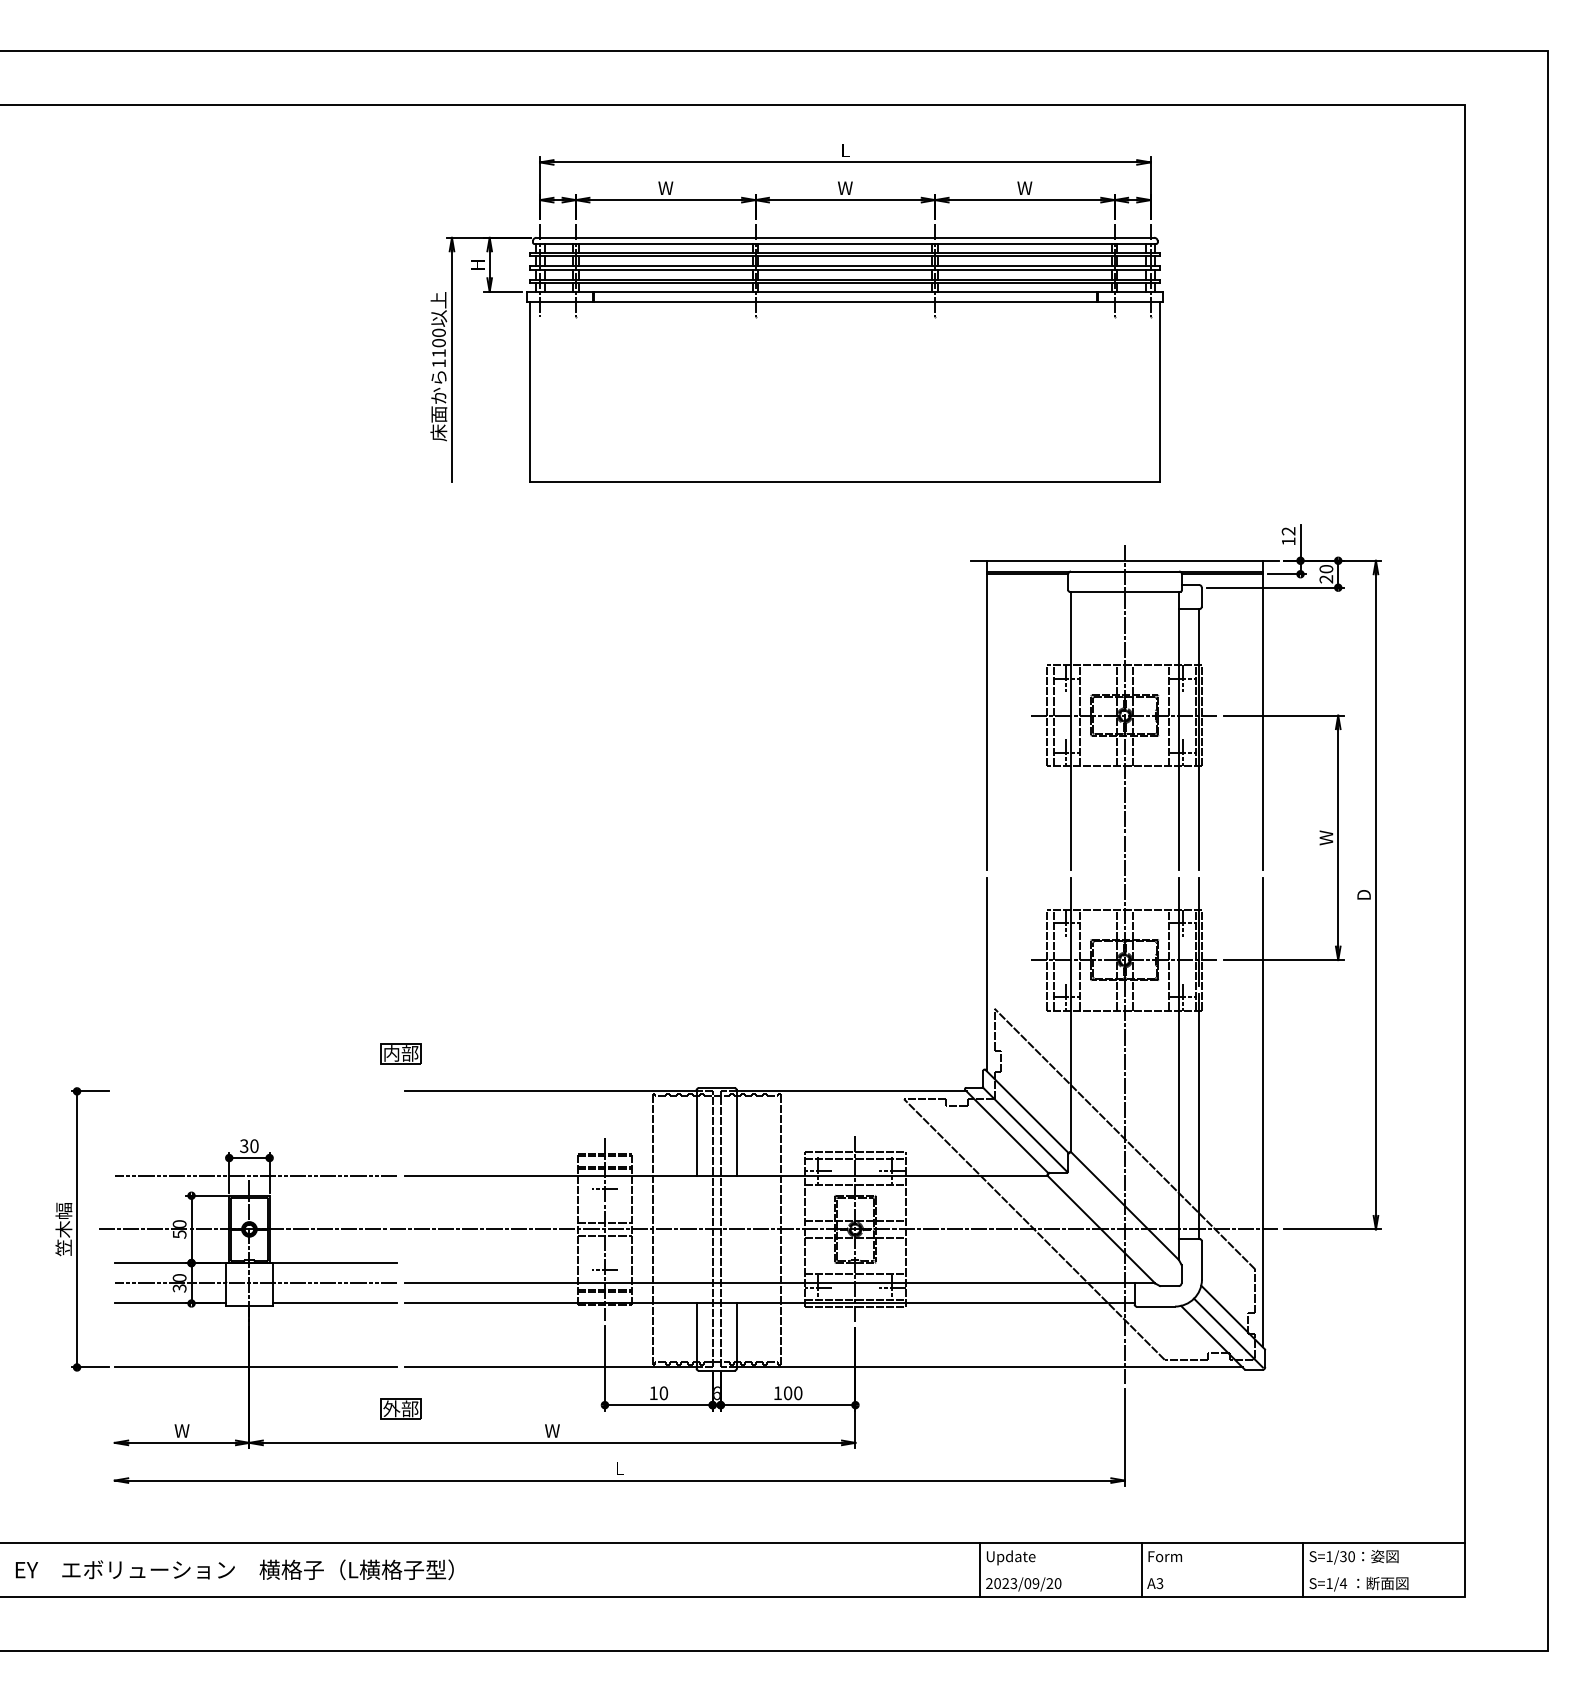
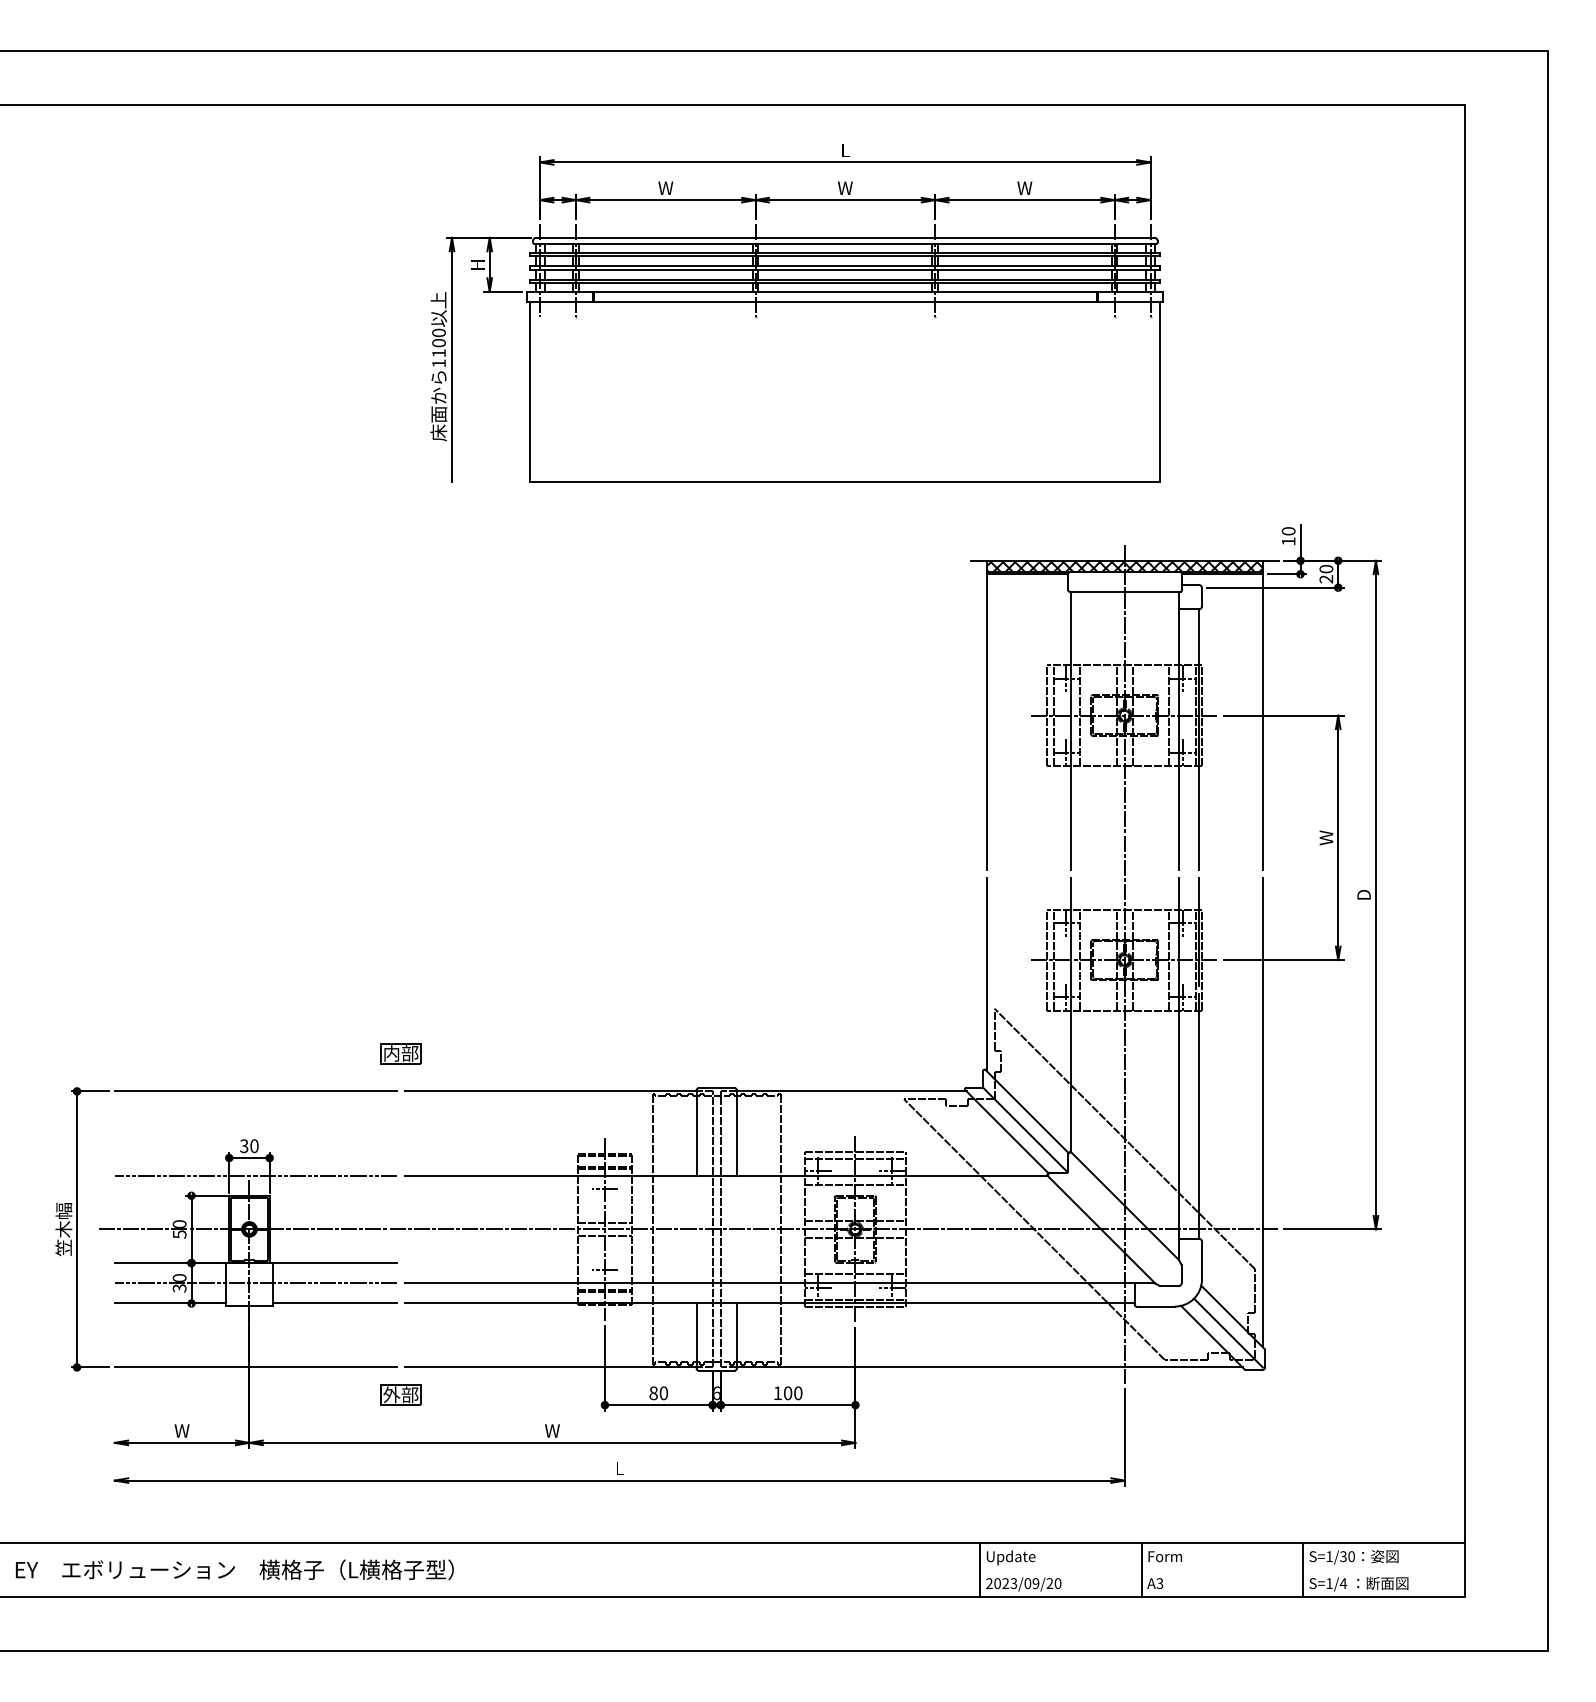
text: 12 -> 10 (1288, 531)
hatch: none -> present (1124, 565)
line: none -> present (255, 1091)
text: 10 -> 80 (653, 1393)
part position: (400, 1408) -> (400, 1394) (400, 1394)
